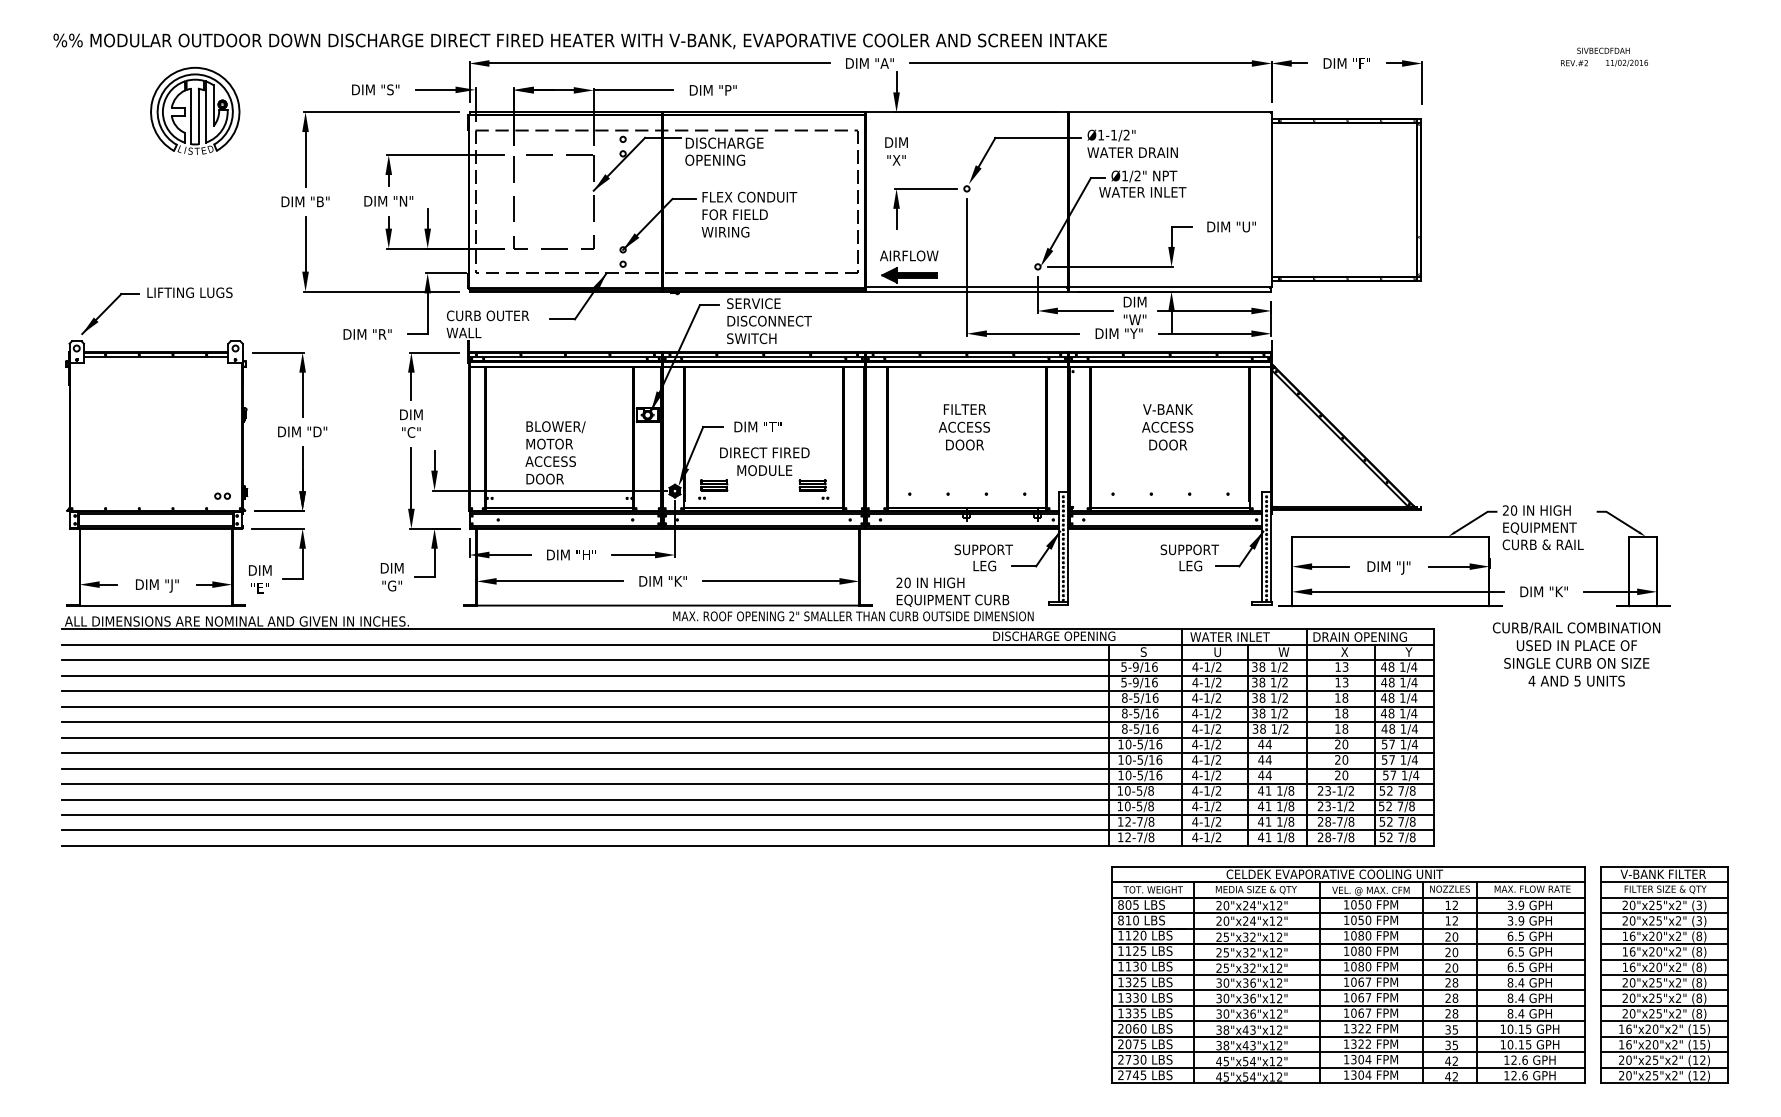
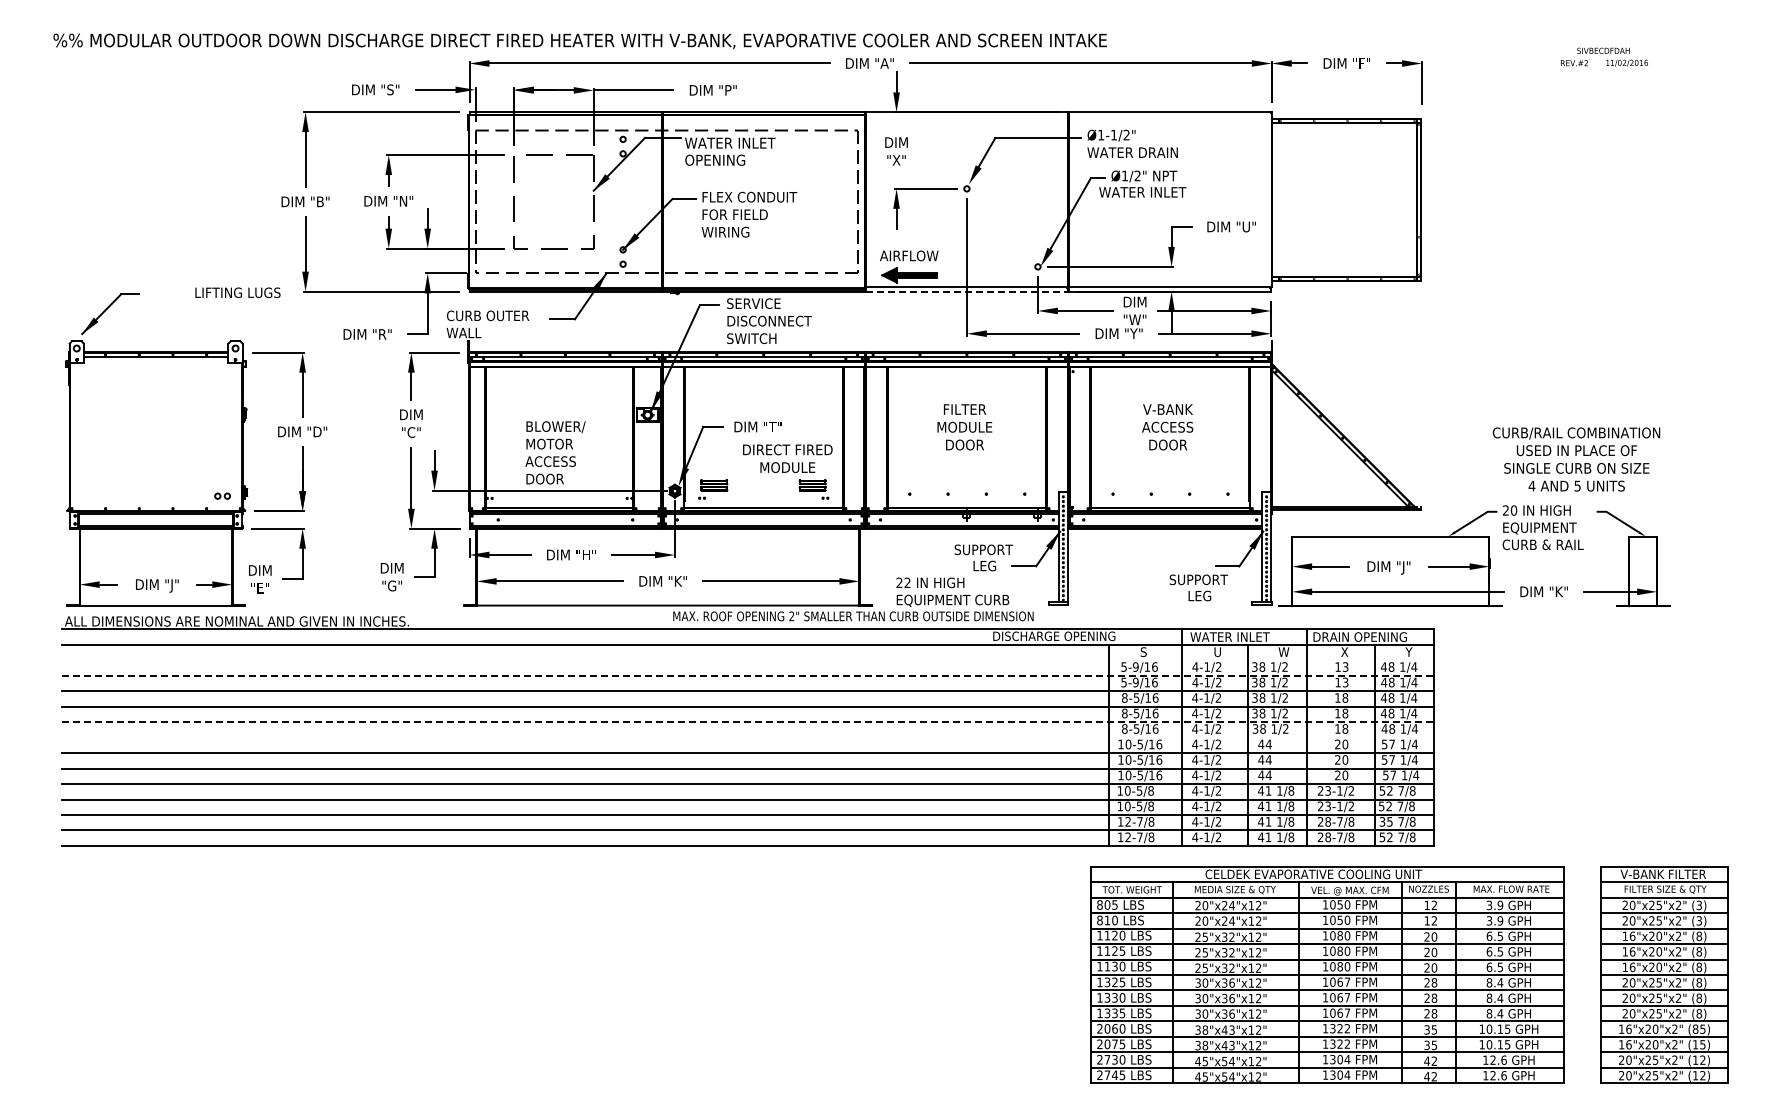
part: present -> none (195, 110)
text: DISCHARGE -> WATER INLET (730, 142)
line: solid -> dashed (966, 291)
text position: (189, 292) -> (237, 292) (237, 292)
text: ACCESS -> MODULE (964, 426)
text position: (764, 461) -> (787, 458) (787, 458)
text position: (1189, 557) -> (1198, 587) (1198, 587)
text: 20 -> 22 (907, 582)
text position: (1576, 654) -> (1576, 459) (1576, 459)
line: present -> none (747, 660)
line: solid -> dashed (748, 675)
line: solid -> dashed (748, 722)
line: present -> none (747, 737)
text: 52 -> 35 (1386, 821)
part position: (1348, 974) -> (1327, 974) (1327, 974)
text: (15) -> (85) (1695, 1028)
